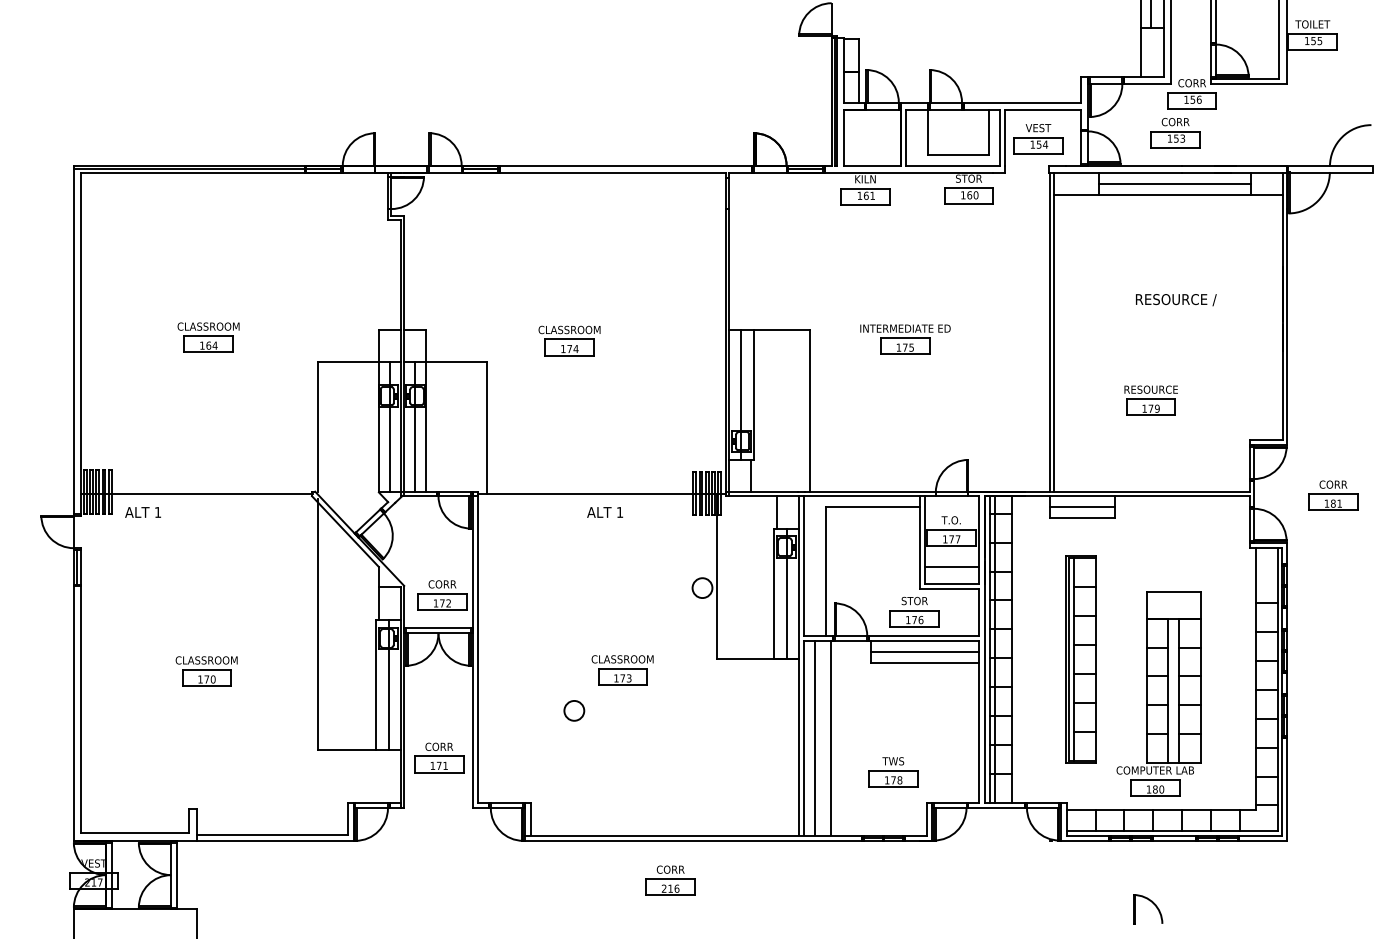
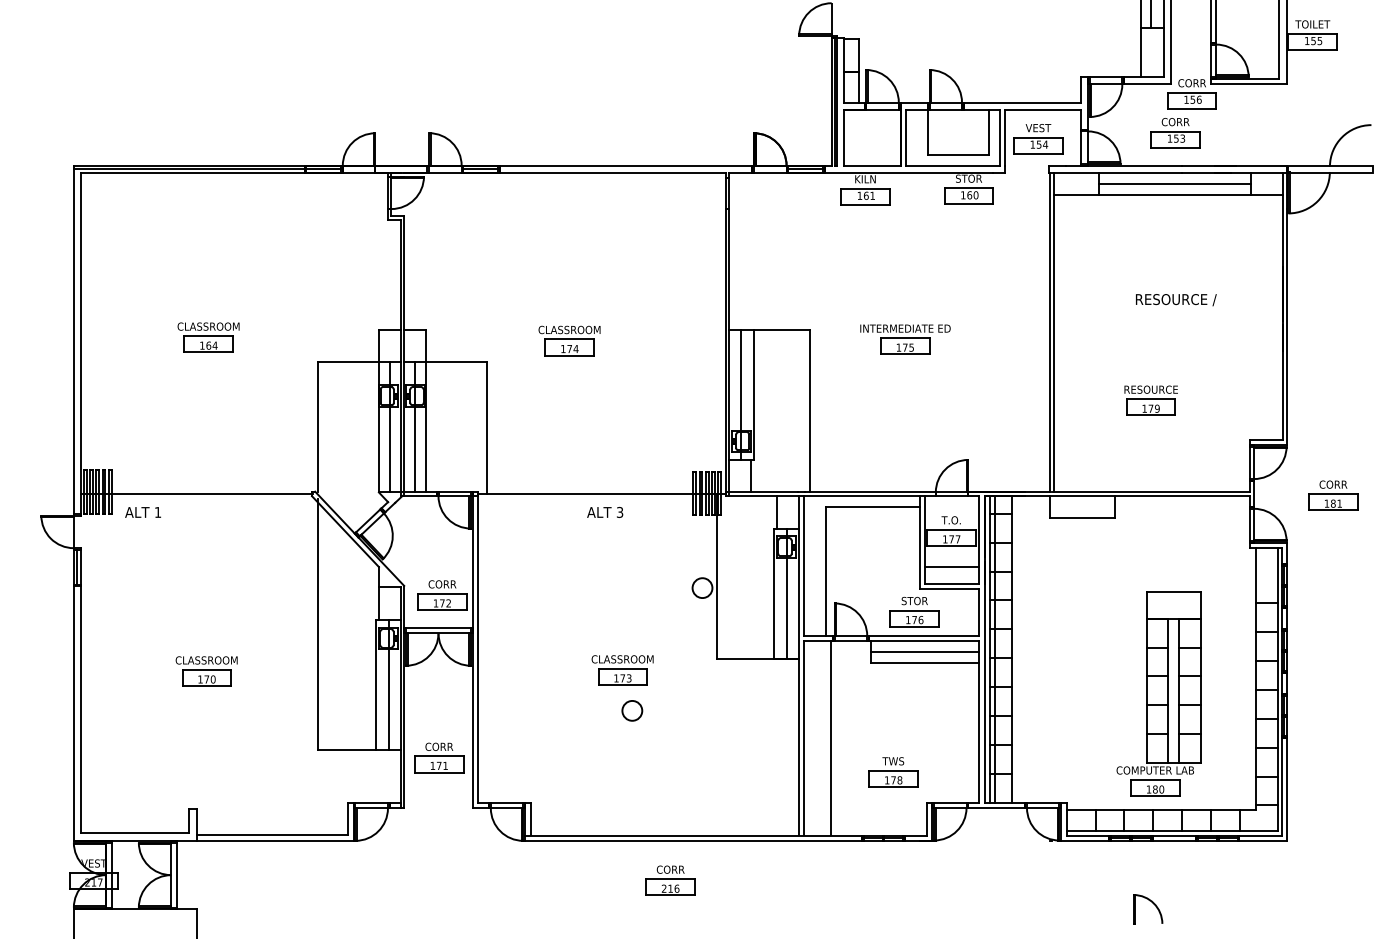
line: present -> none (1081, 506)
text: 1 -> 3 (619, 511)
part: present -> none (1080, 659)
circle position: (574, 710) -> (632, 710) (632, 710)
line: present -> none (814, 738)
